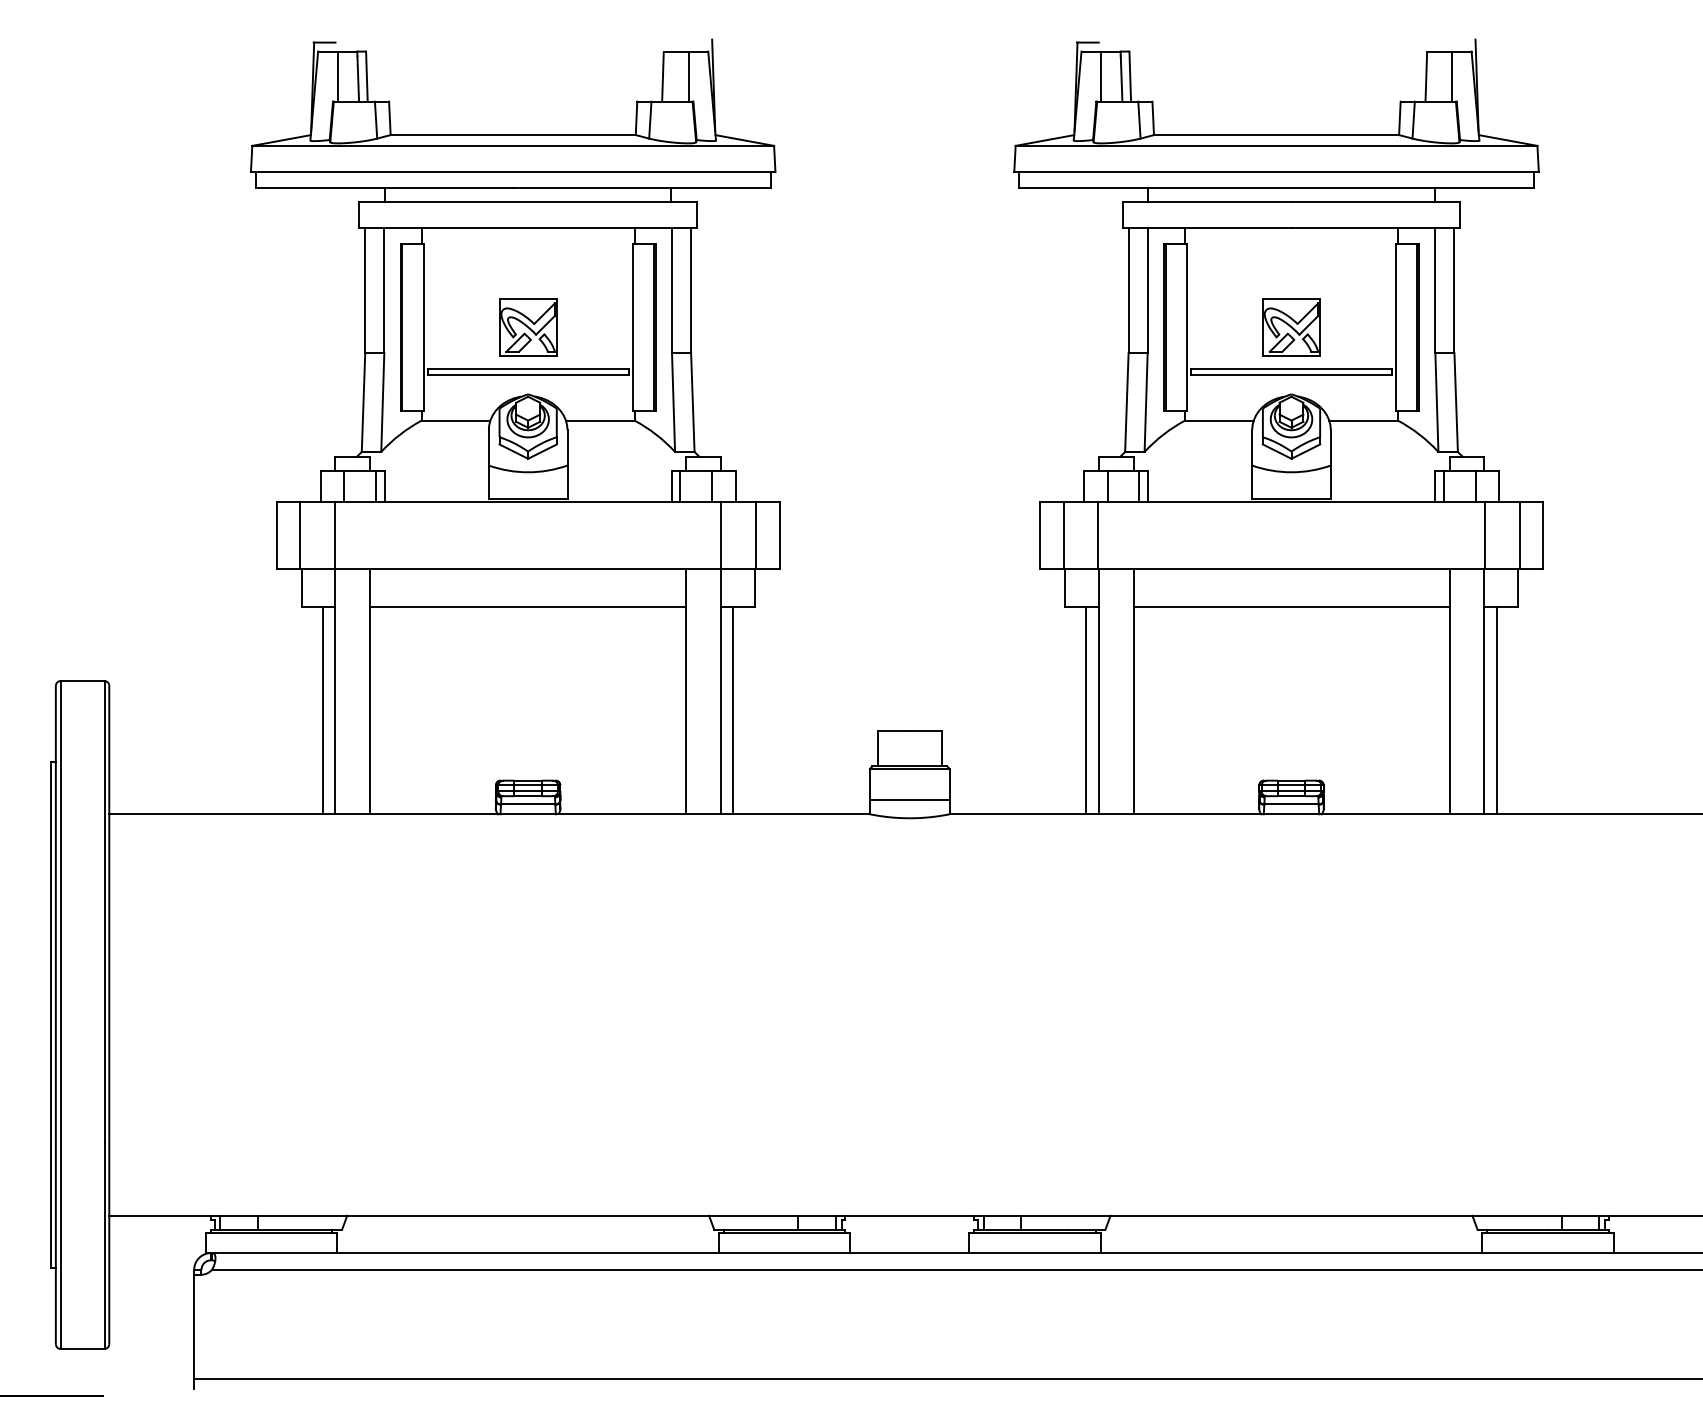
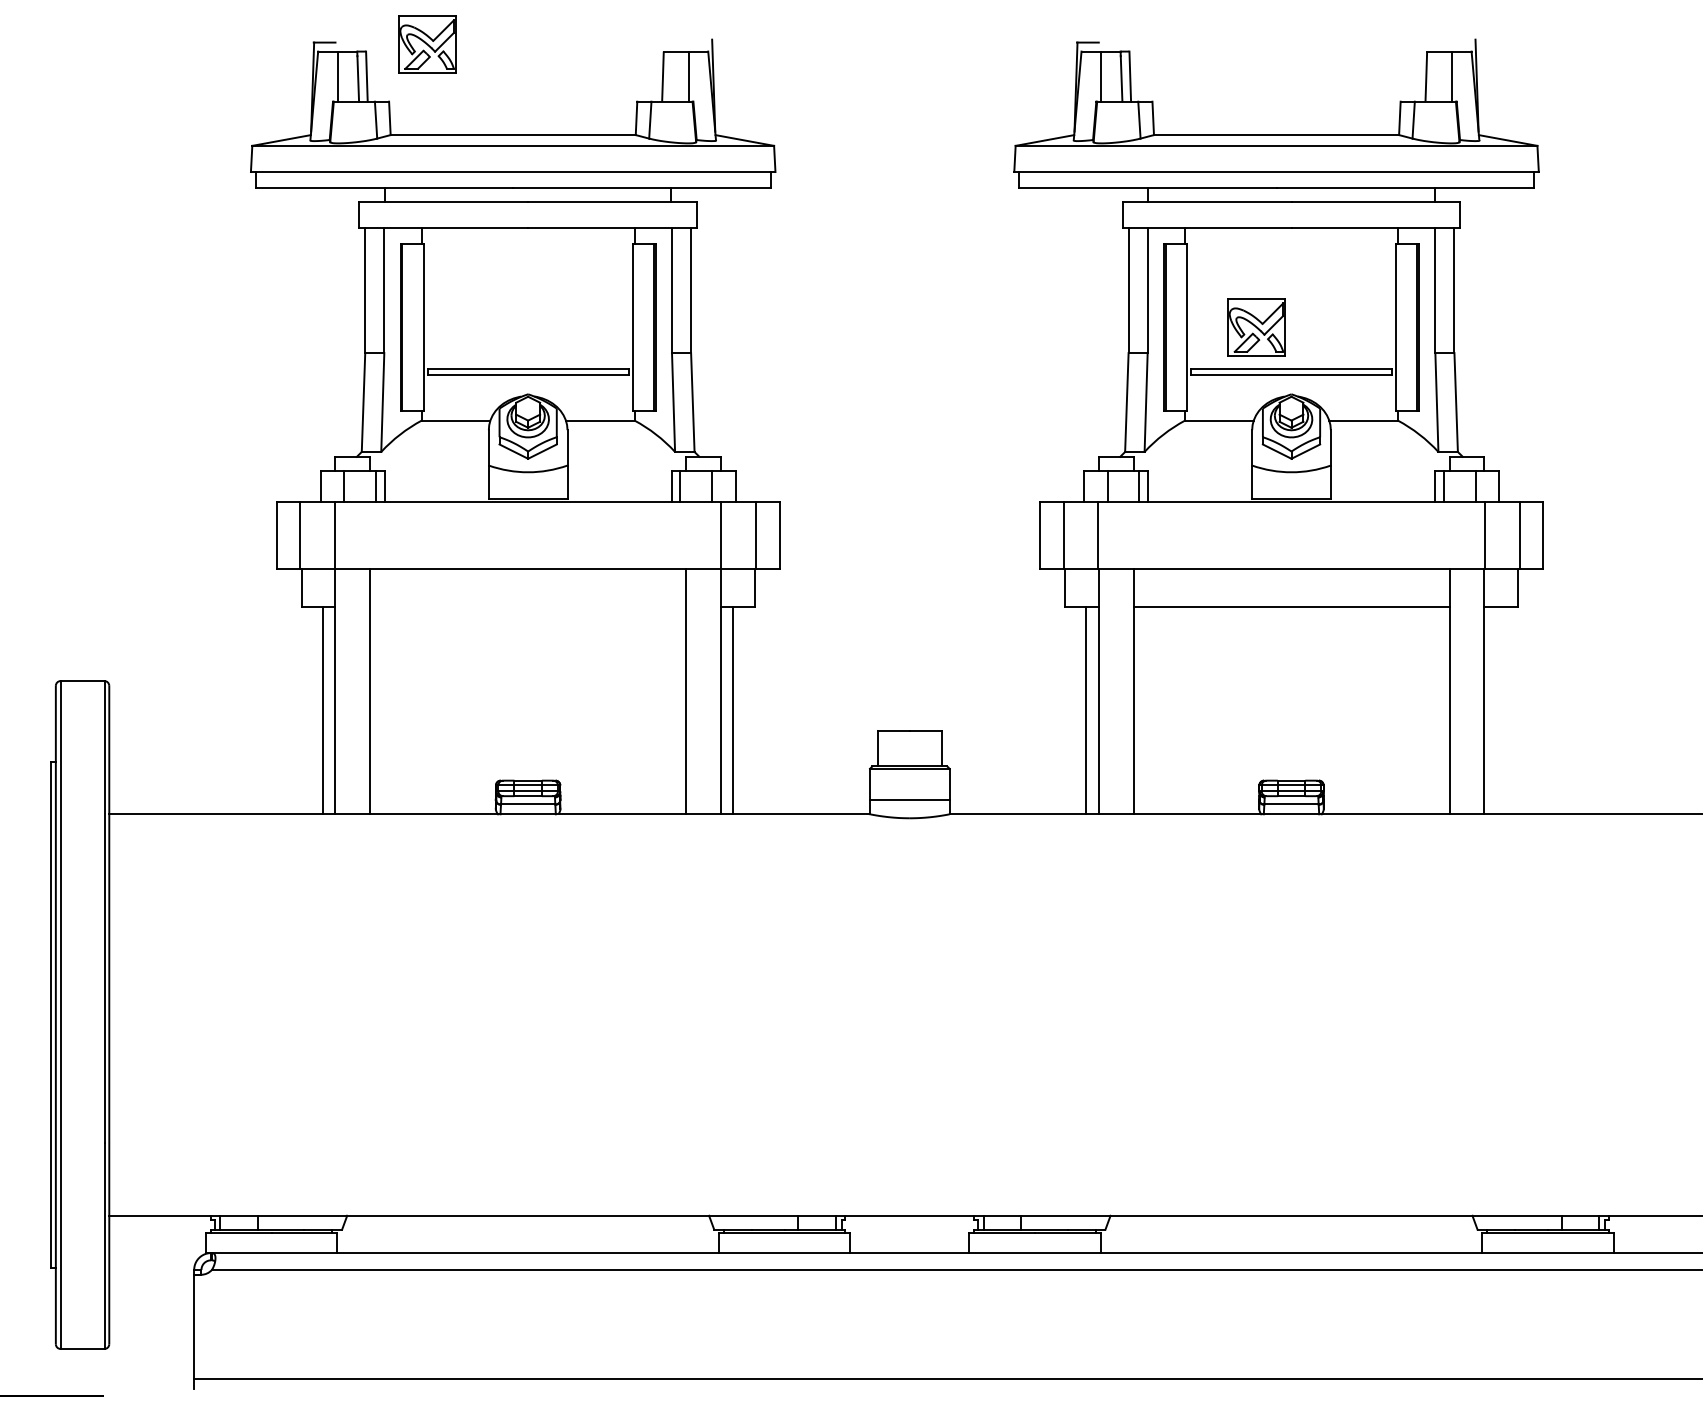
part position: (528, 327) -> (427, 44) (427, 44)
part position: (1291, 327) -> (1256, 327) (1256, 327)
line: present -> none (528, 607)
line: present -> none (1496, 710)
